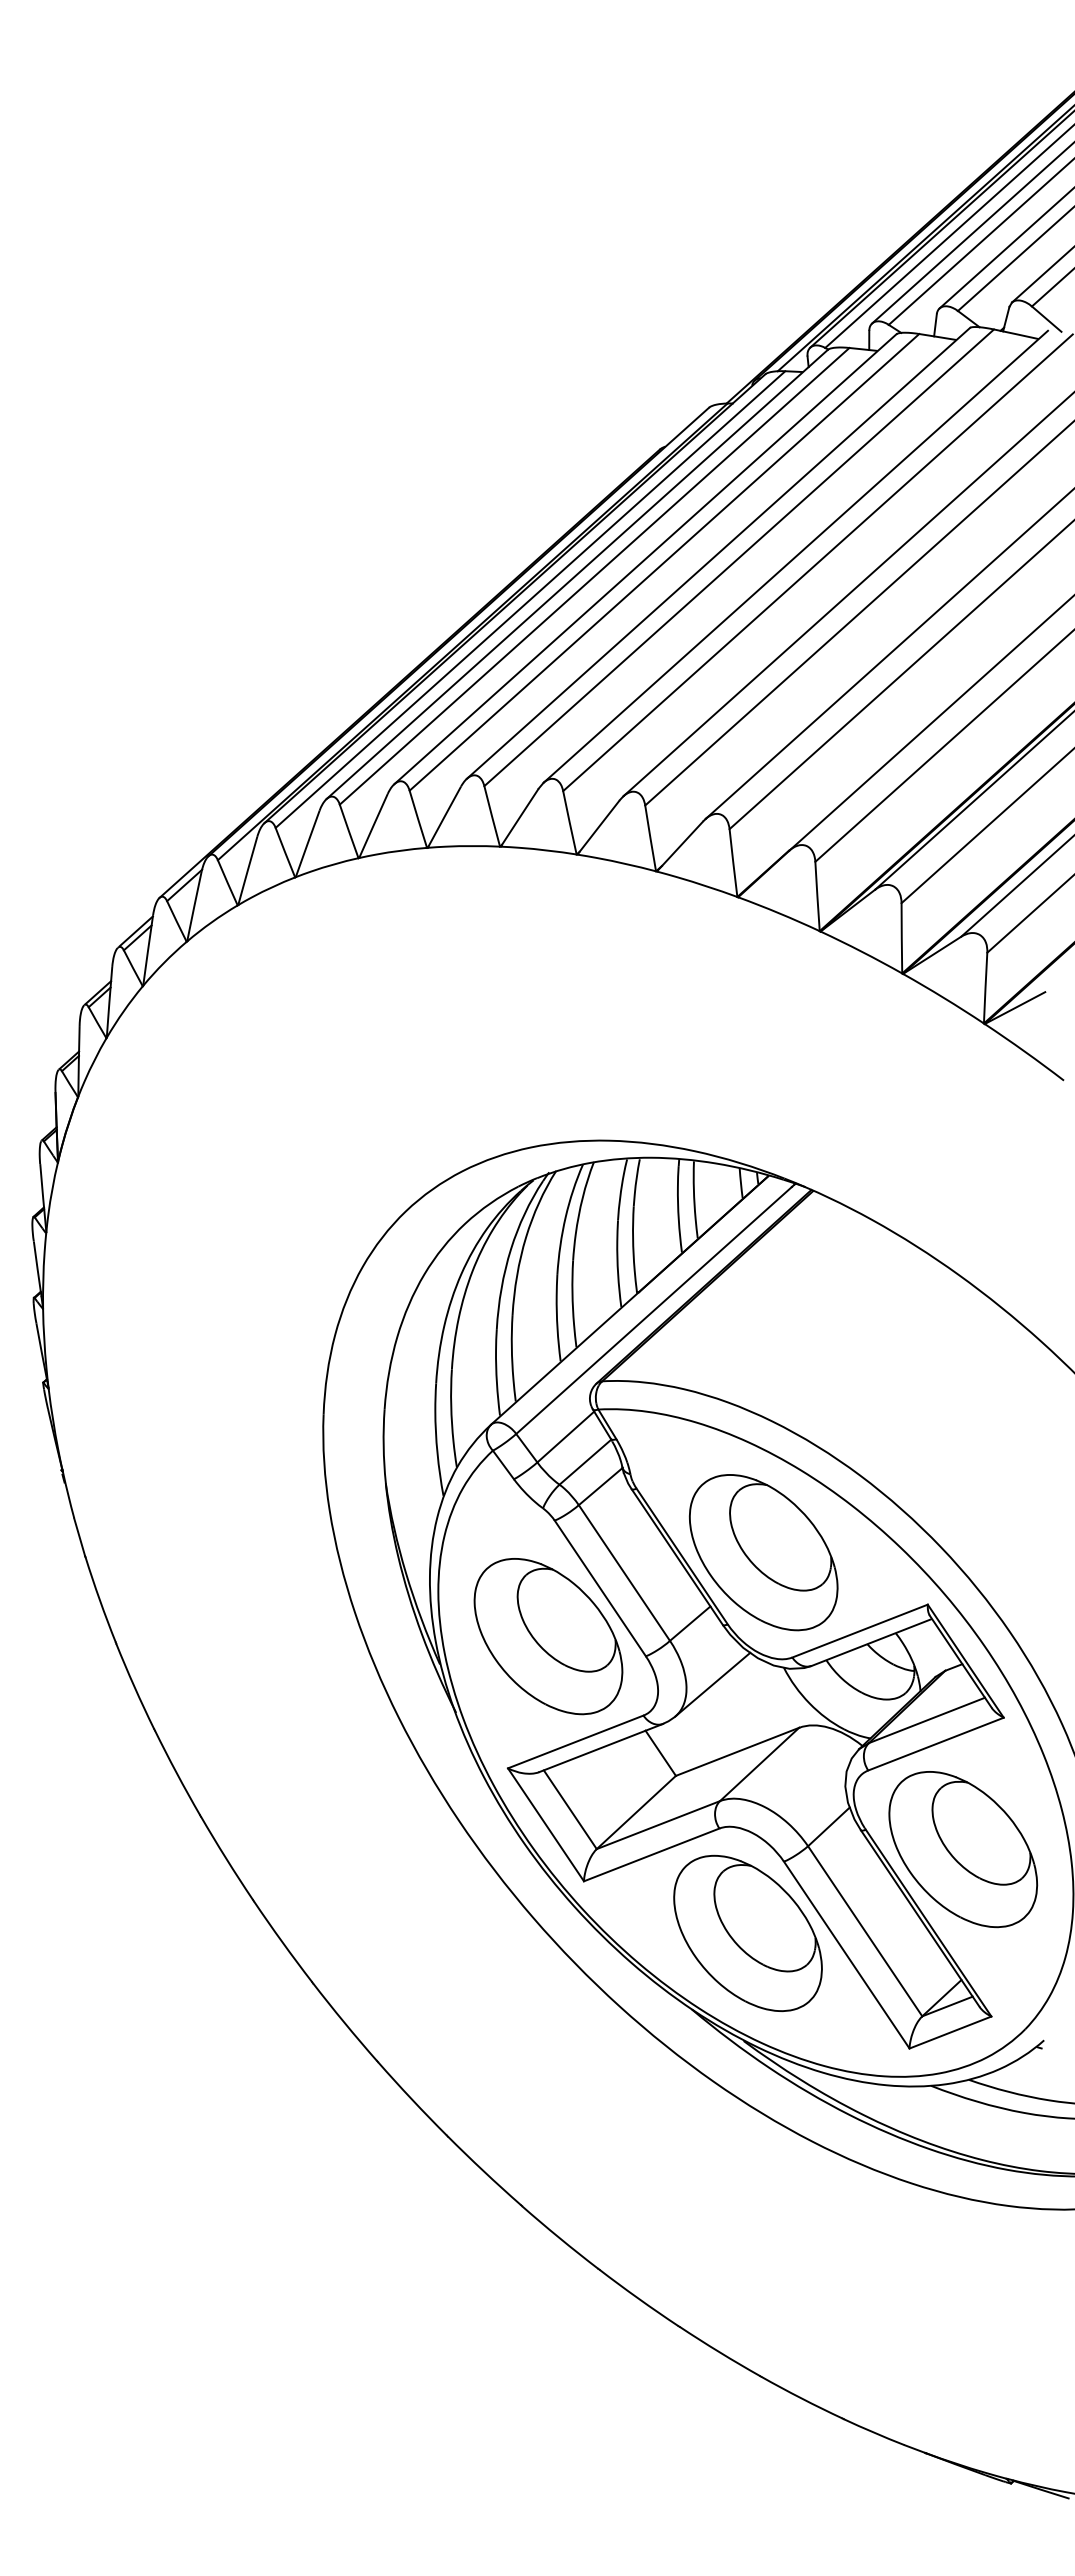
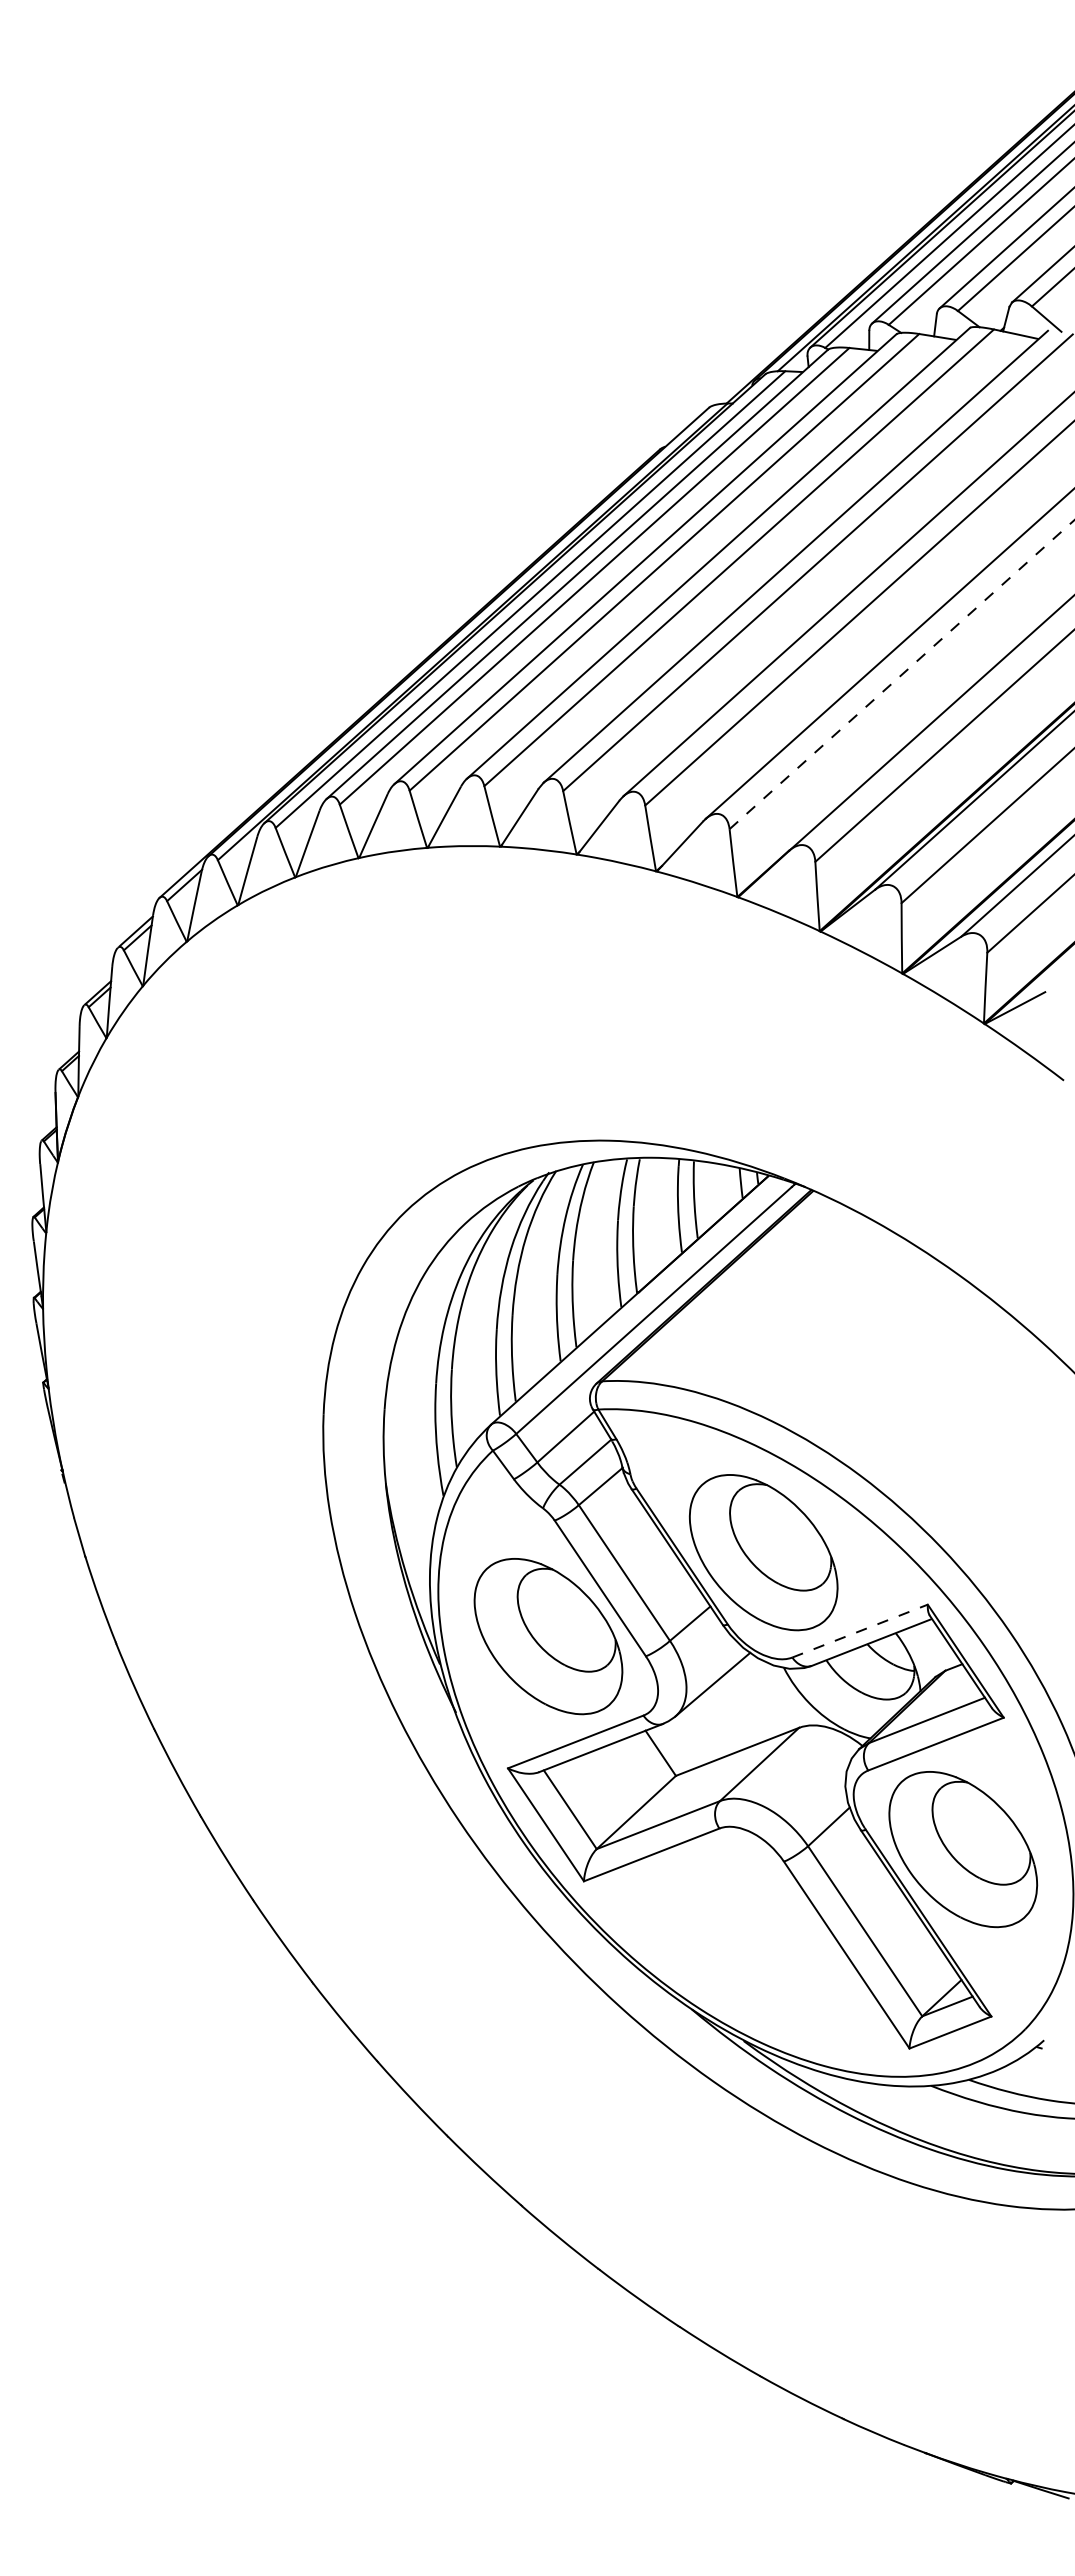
line: solid -> dashed (902, 674)
line: solid -> dashed (860, 1631)
part: present -> none (747, 1932)
